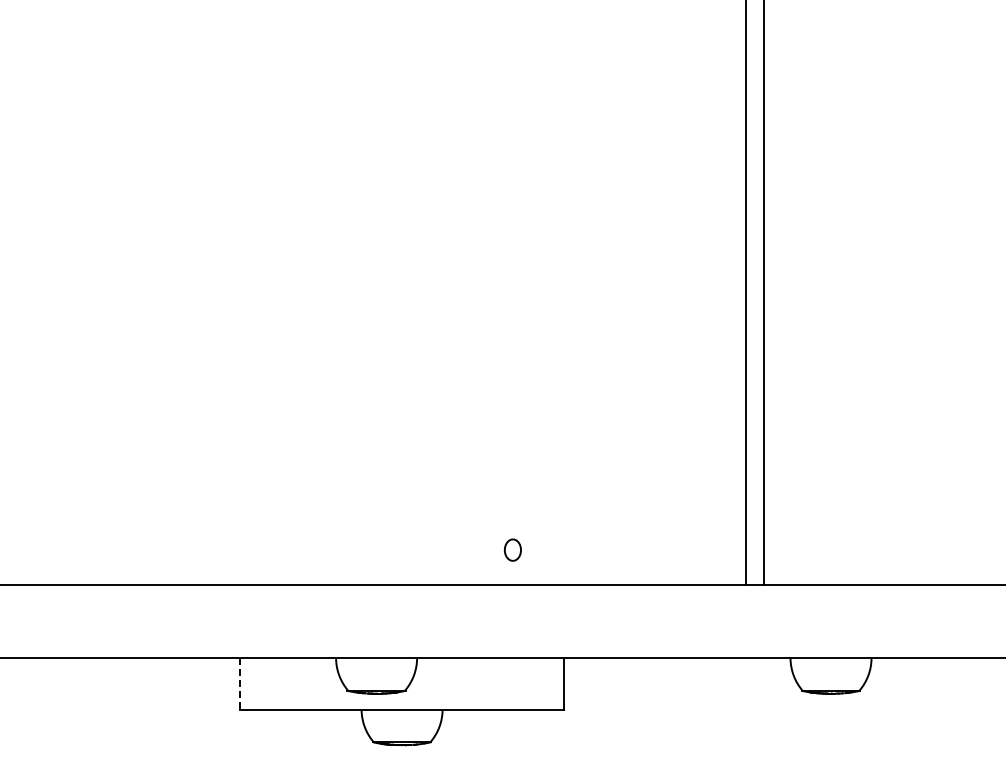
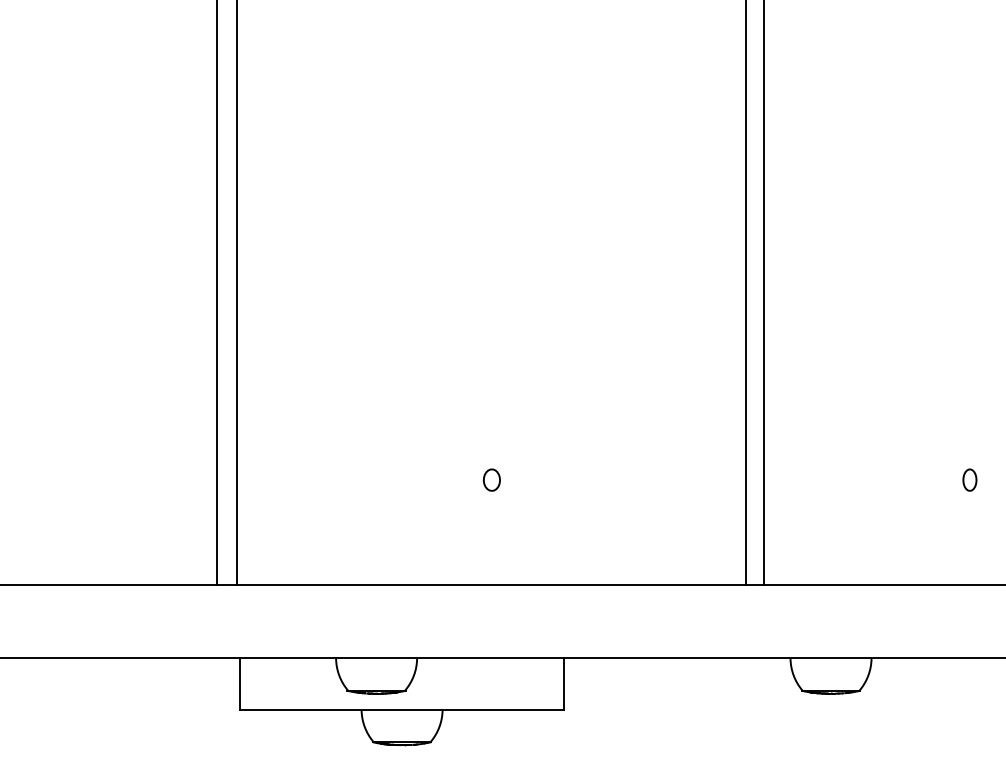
line: none -> present (217, 293)
line: none -> present (237, 293)
part: none -> present (969, 479)
part position: (512, 549) -> (491, 479) (491, 479)
line: dashed -> solid (240, 684)
